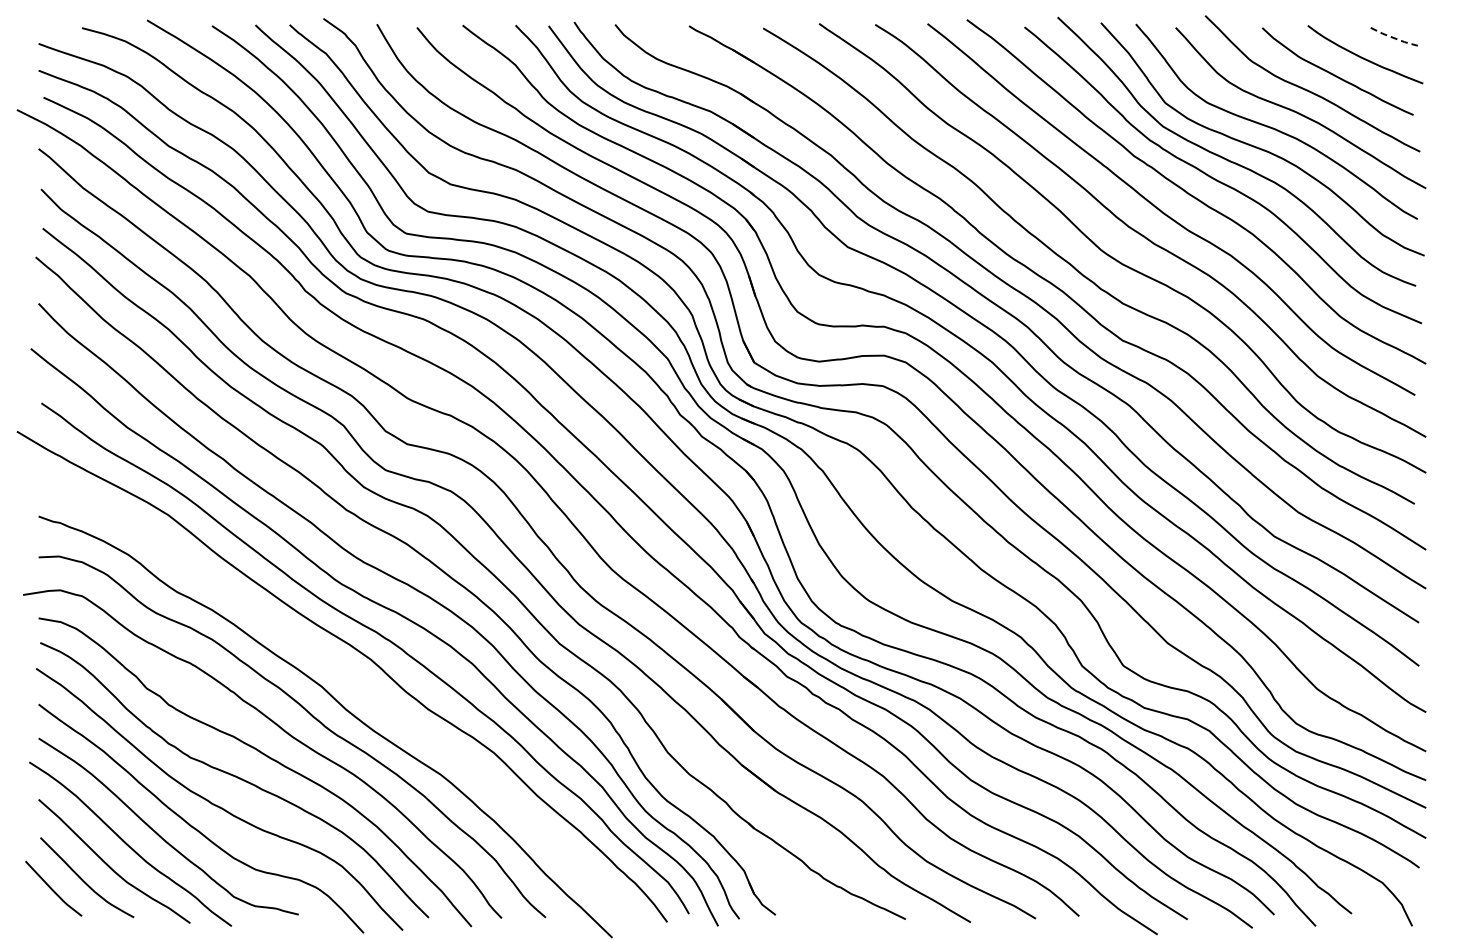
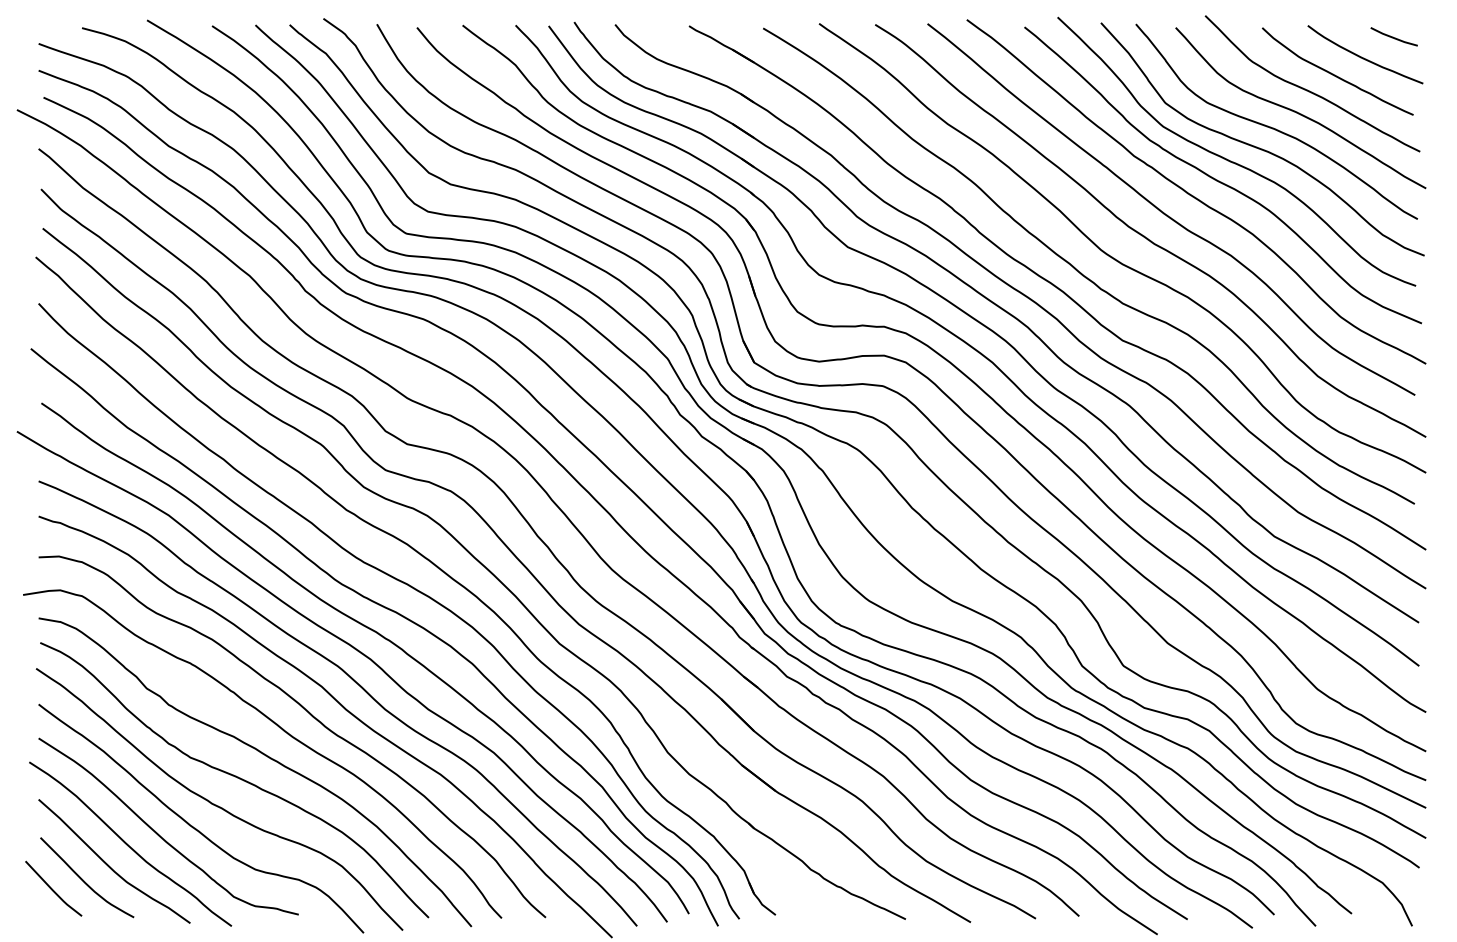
line: dashed -> solid (1393, 37)
curve: none -> present (355, 683)
